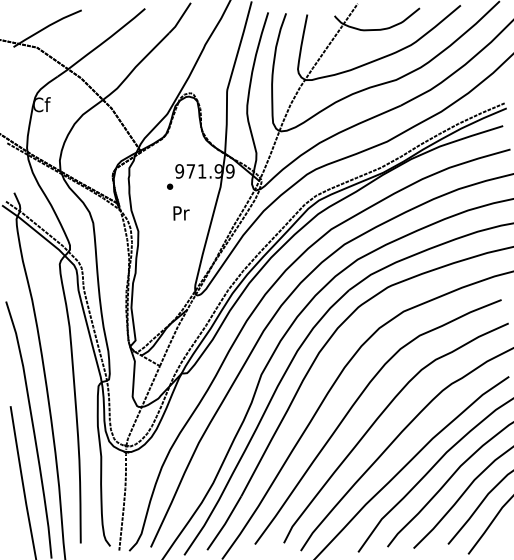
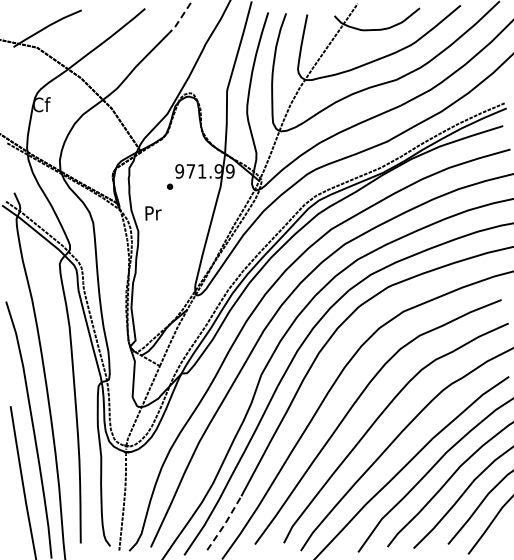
line: solid -> dashed (180, 19)
text position: (181, 213) -> (153, 213) (153, 213)
line: solid -> dashed (225, 524)
